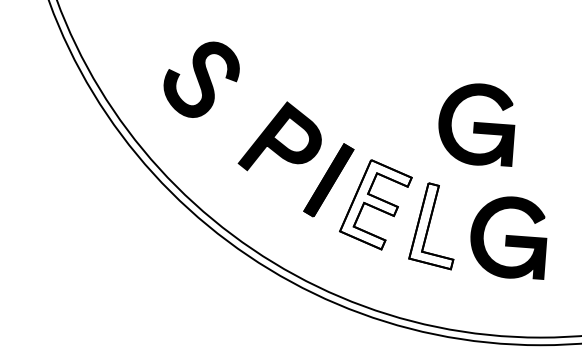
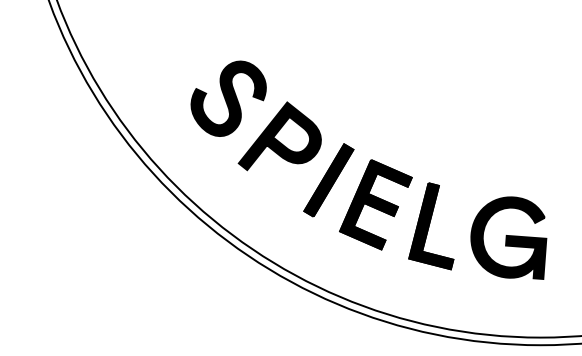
part position: (201, 79) -> (228, 98) (228, 98)
part: present -> none (476, 124)
fill: none -> present (375, 204)
fill: none -> present (431, 226)
